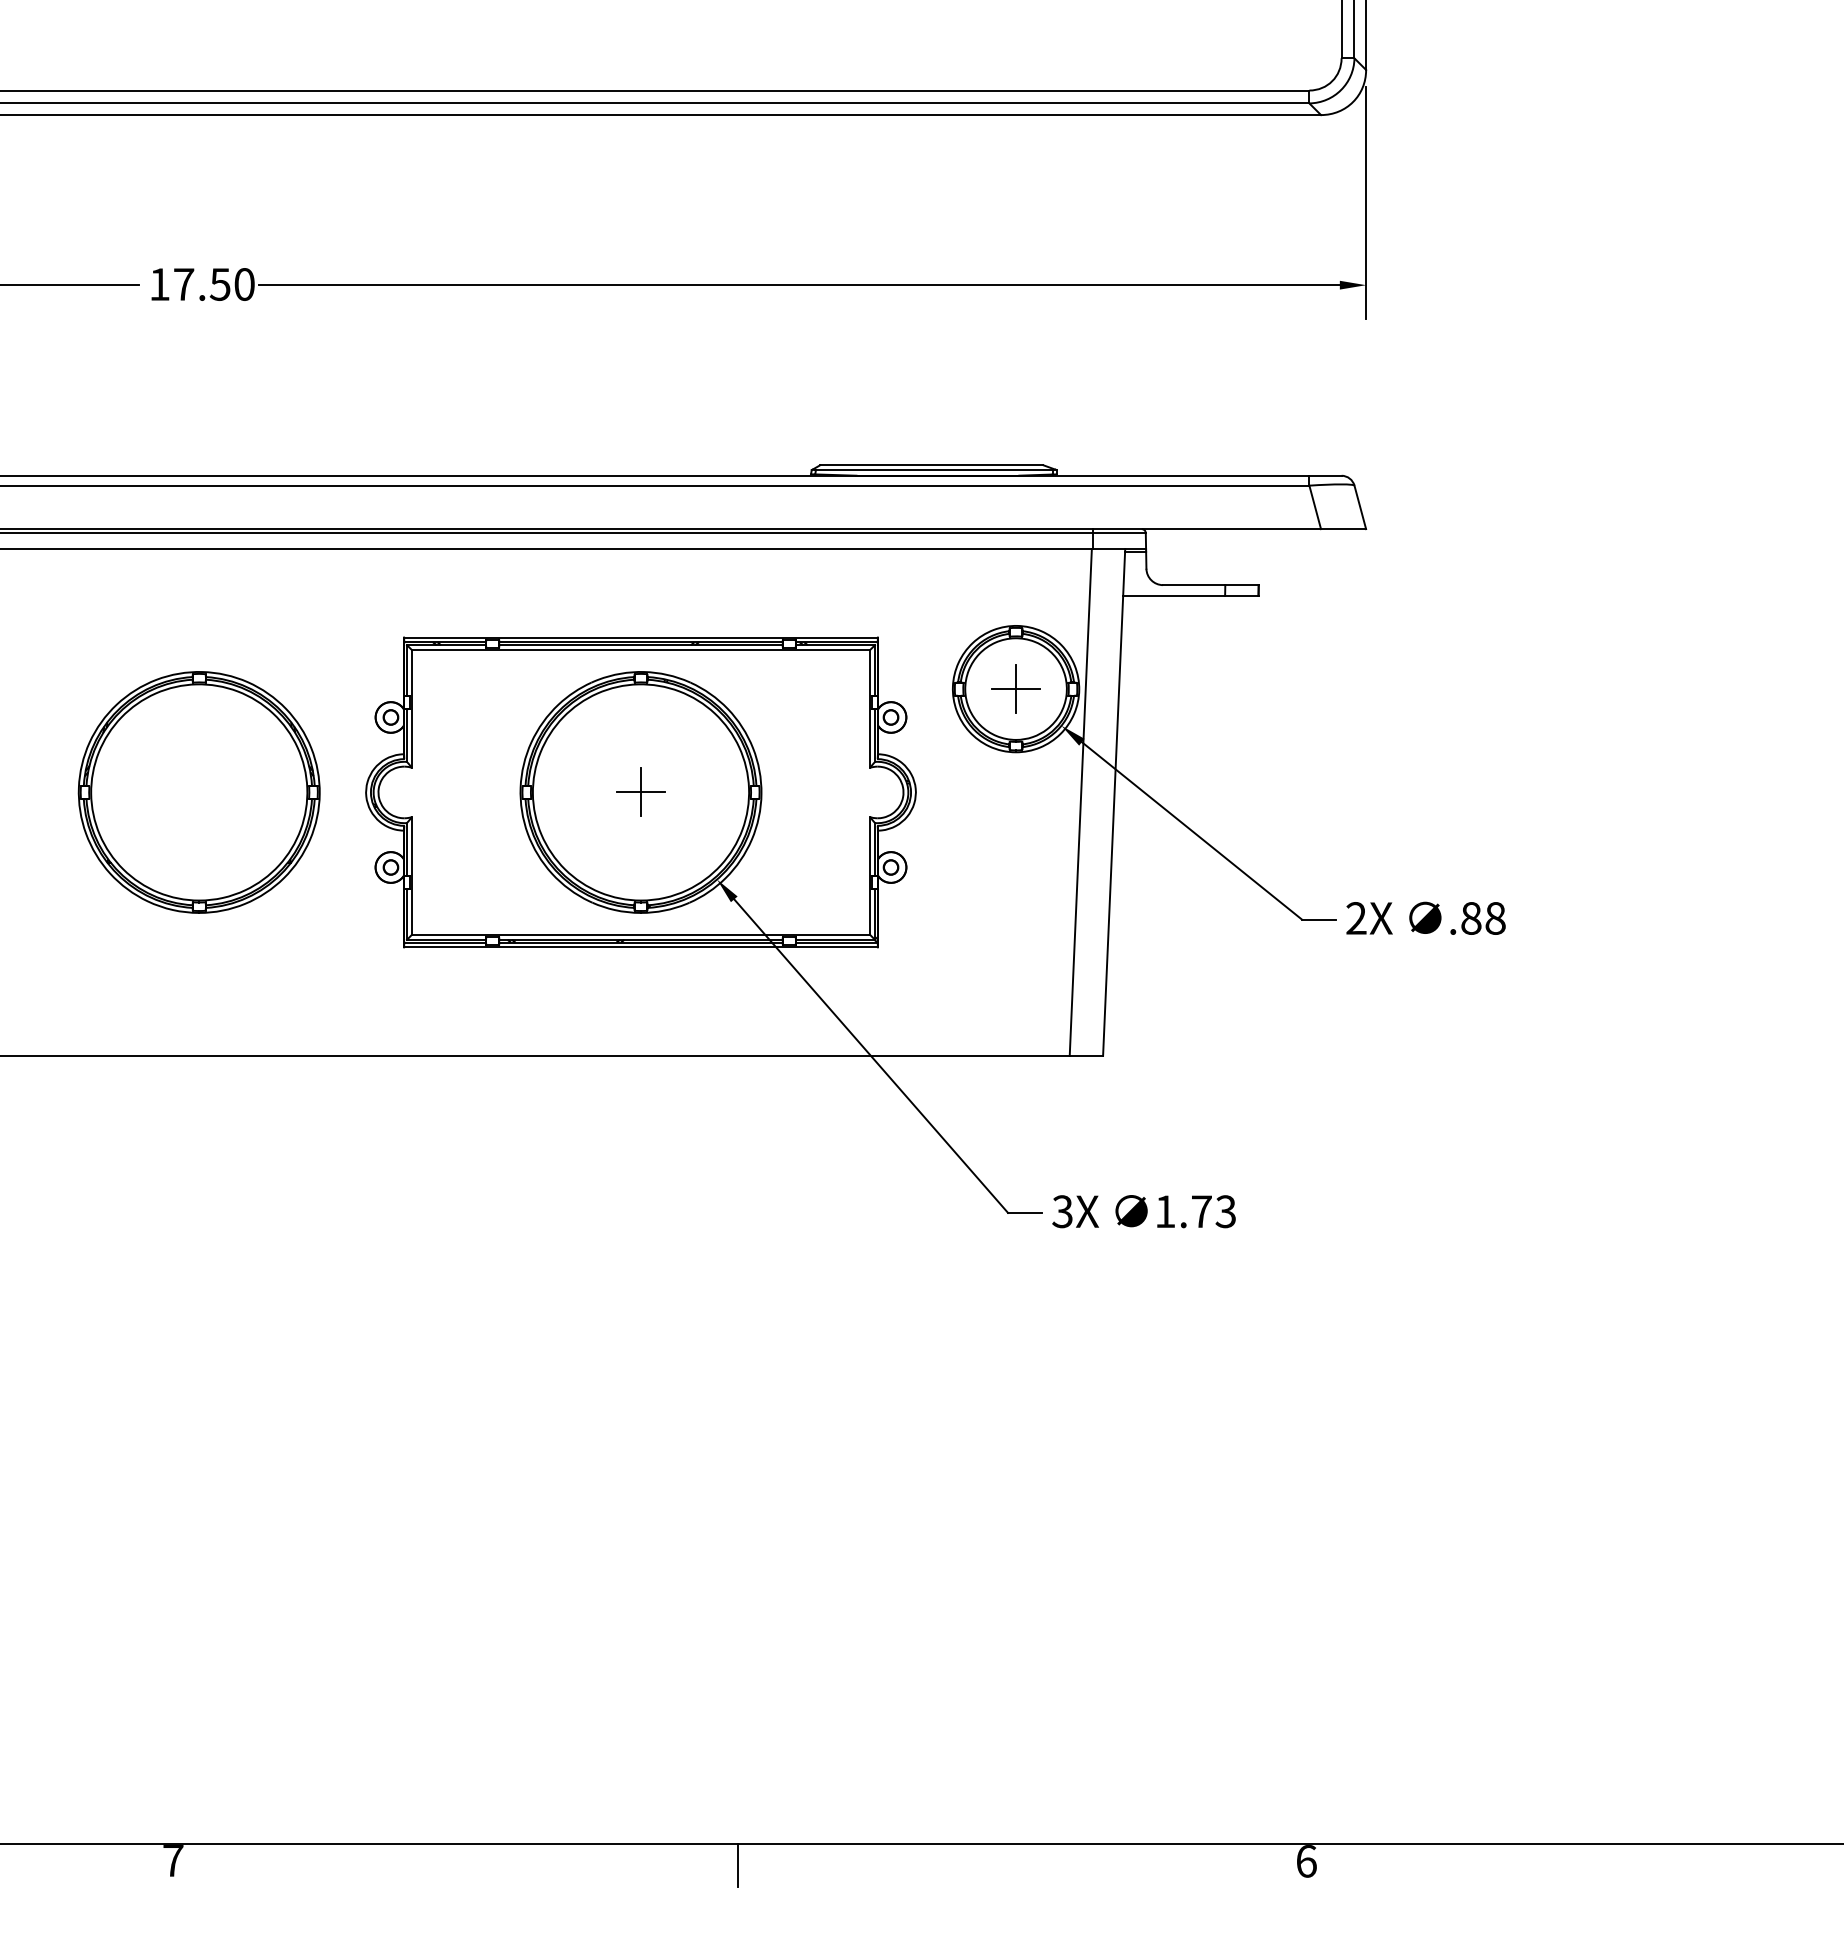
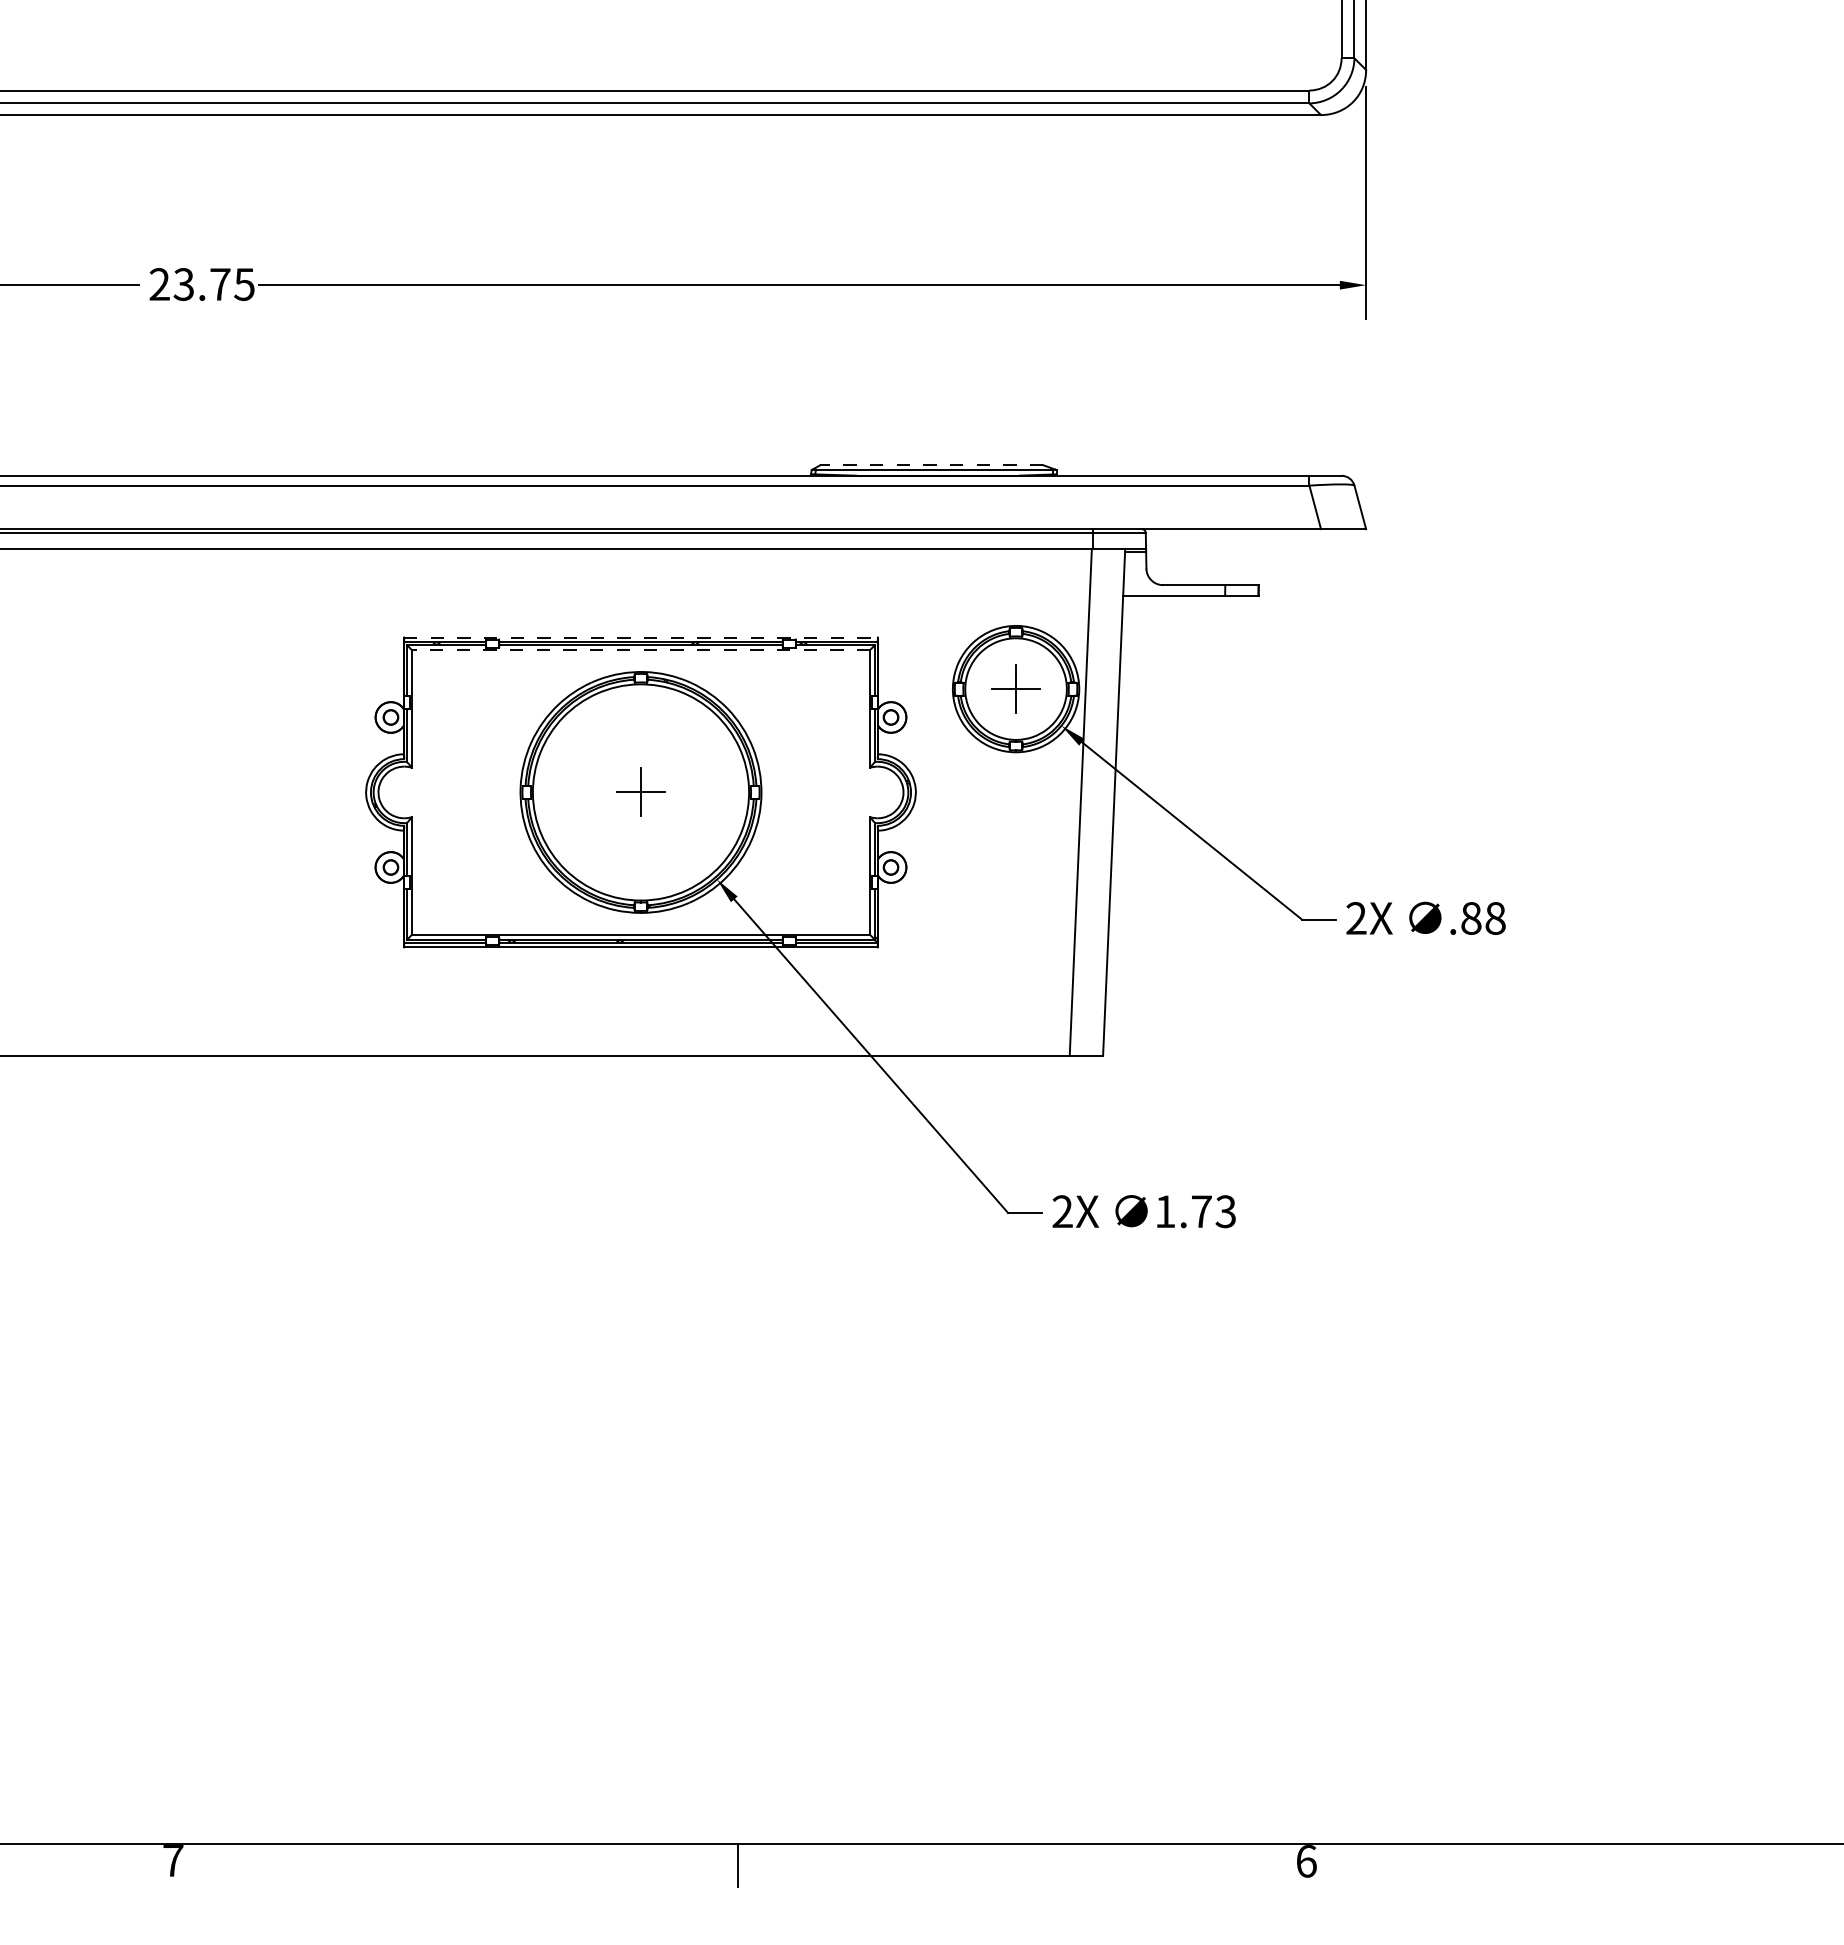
text: 17.50 -> 23.75 (201, 284)
line: solid -> dashed (931, 465)
line: solid -> dashed (641, 637)
line: solid -> dashed (640, 649)
part: present -> none (198, 792)
text: 3X -> 2X (1062, 1211)
